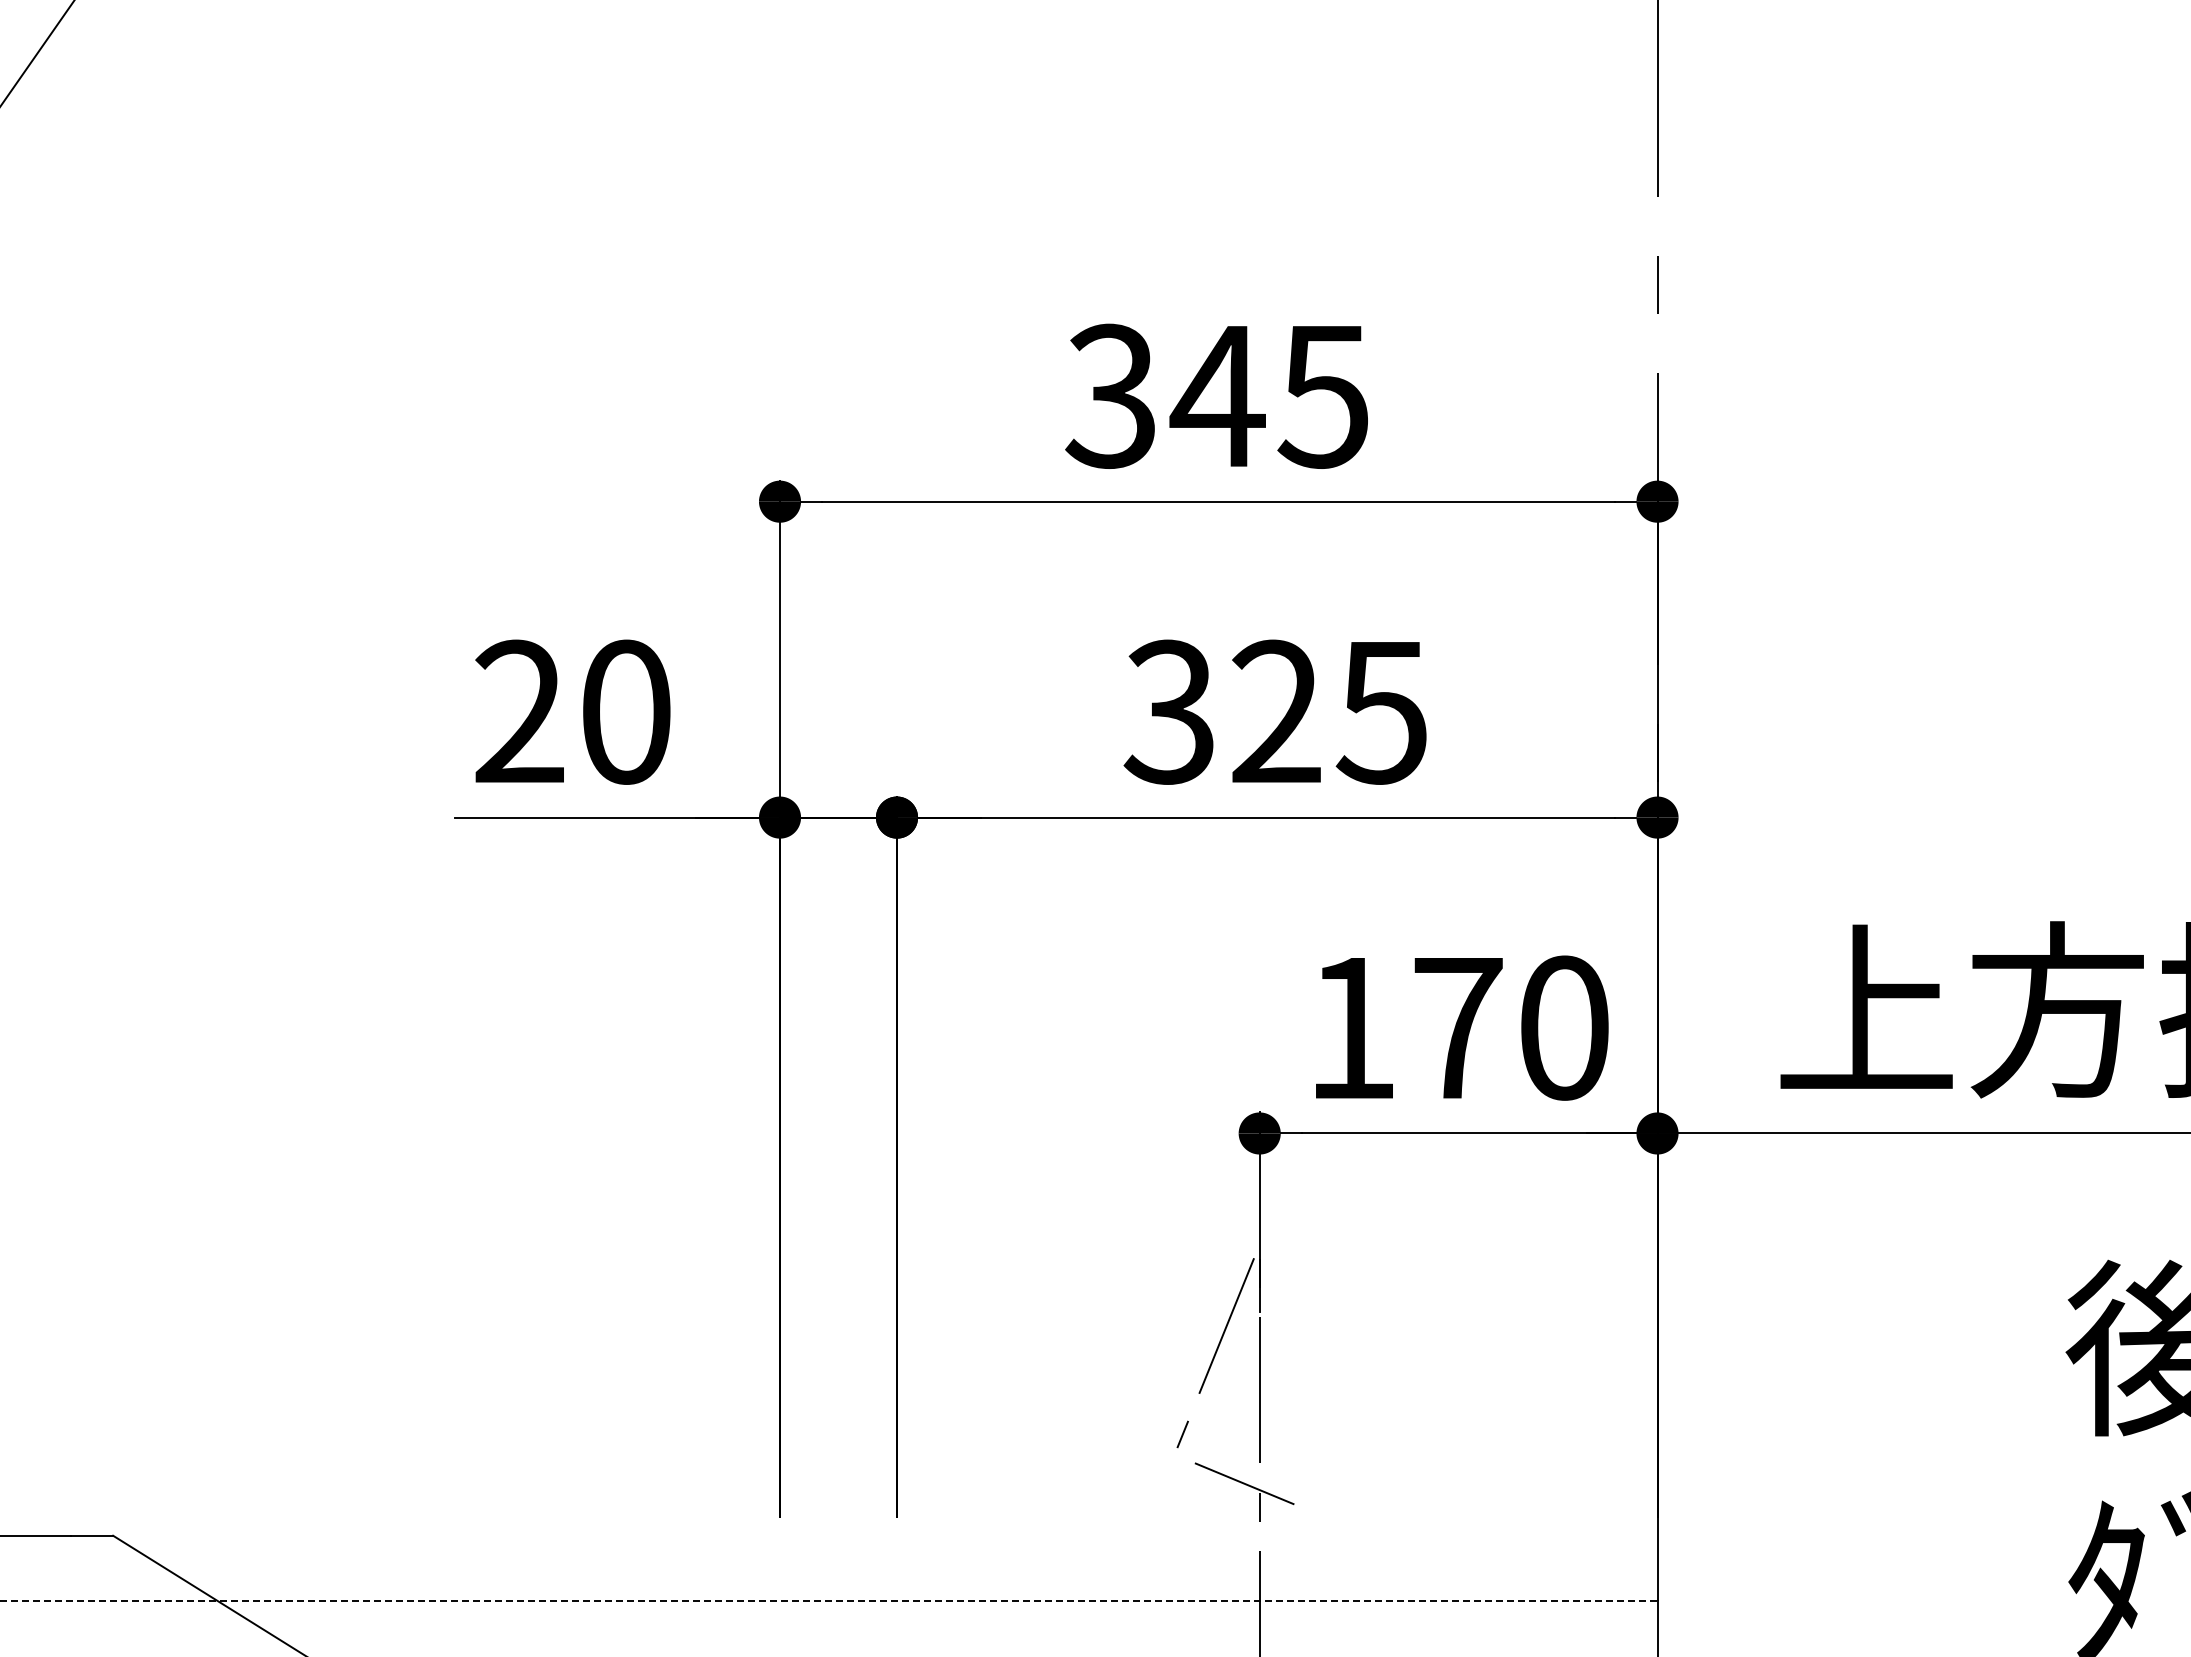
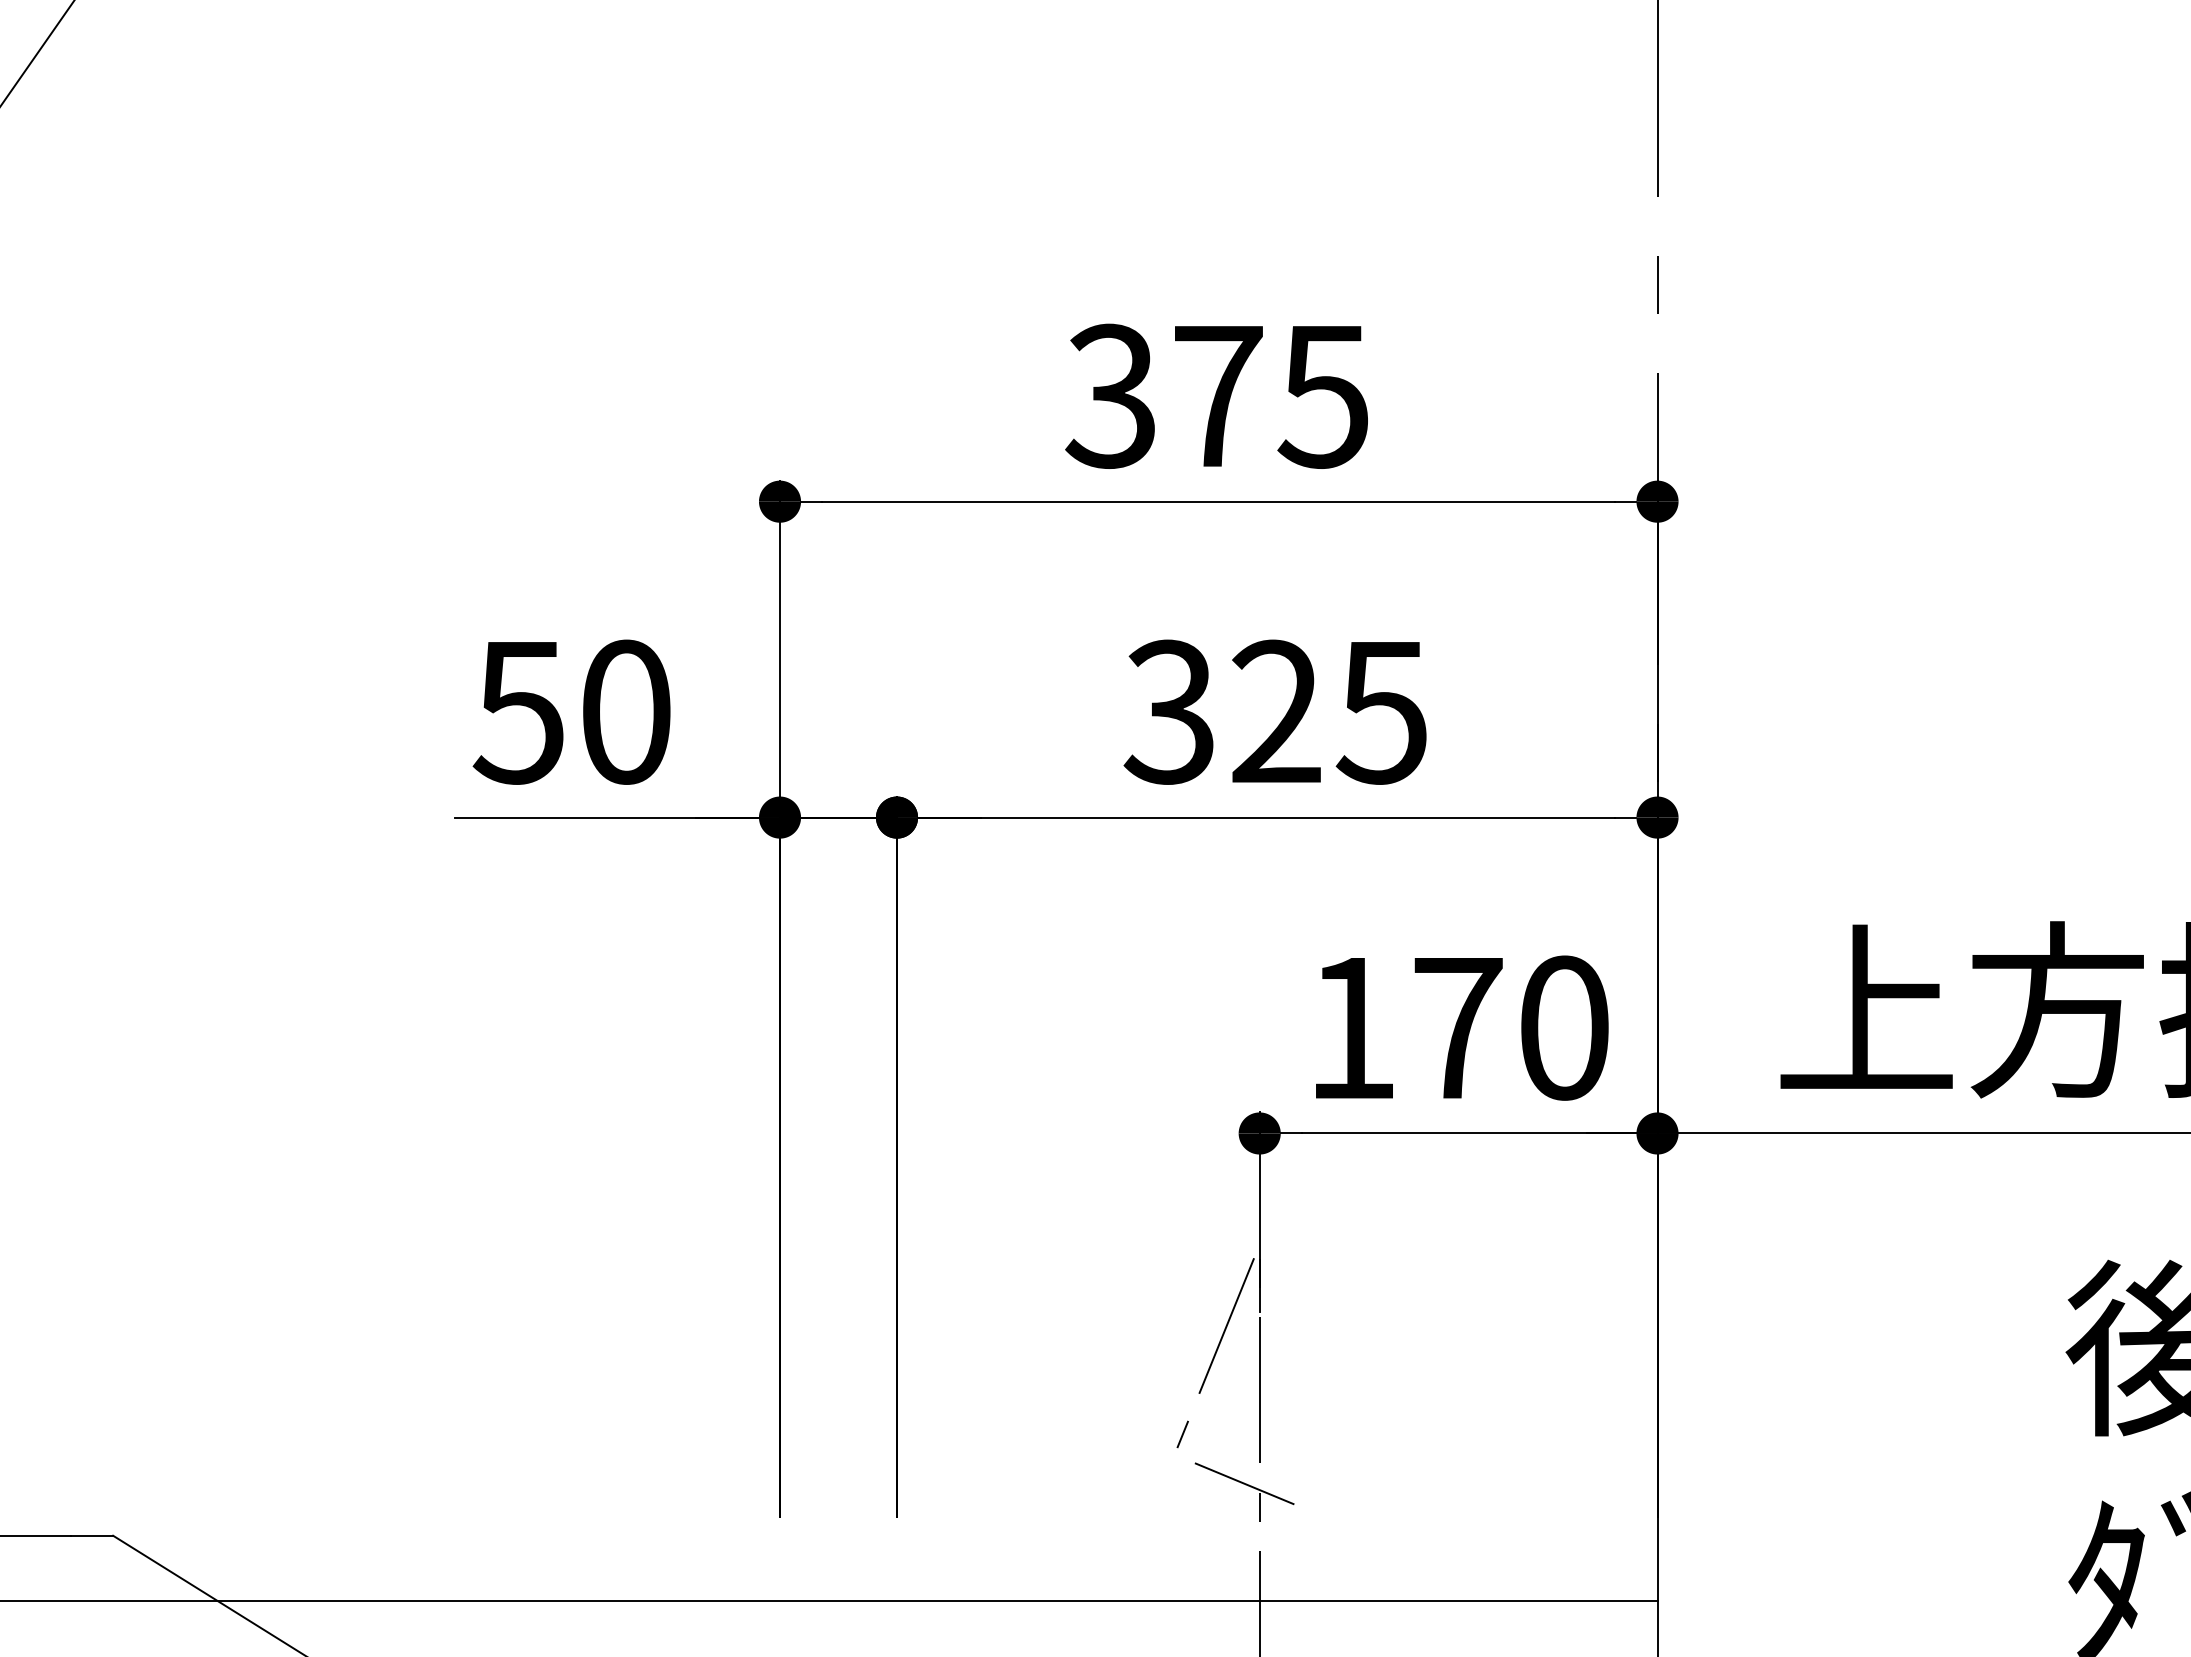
text: 345 -> 375 (1217, 396)
text: 20 -> 50 (517, 711)
line: dashed -> solid (829, 1601)
